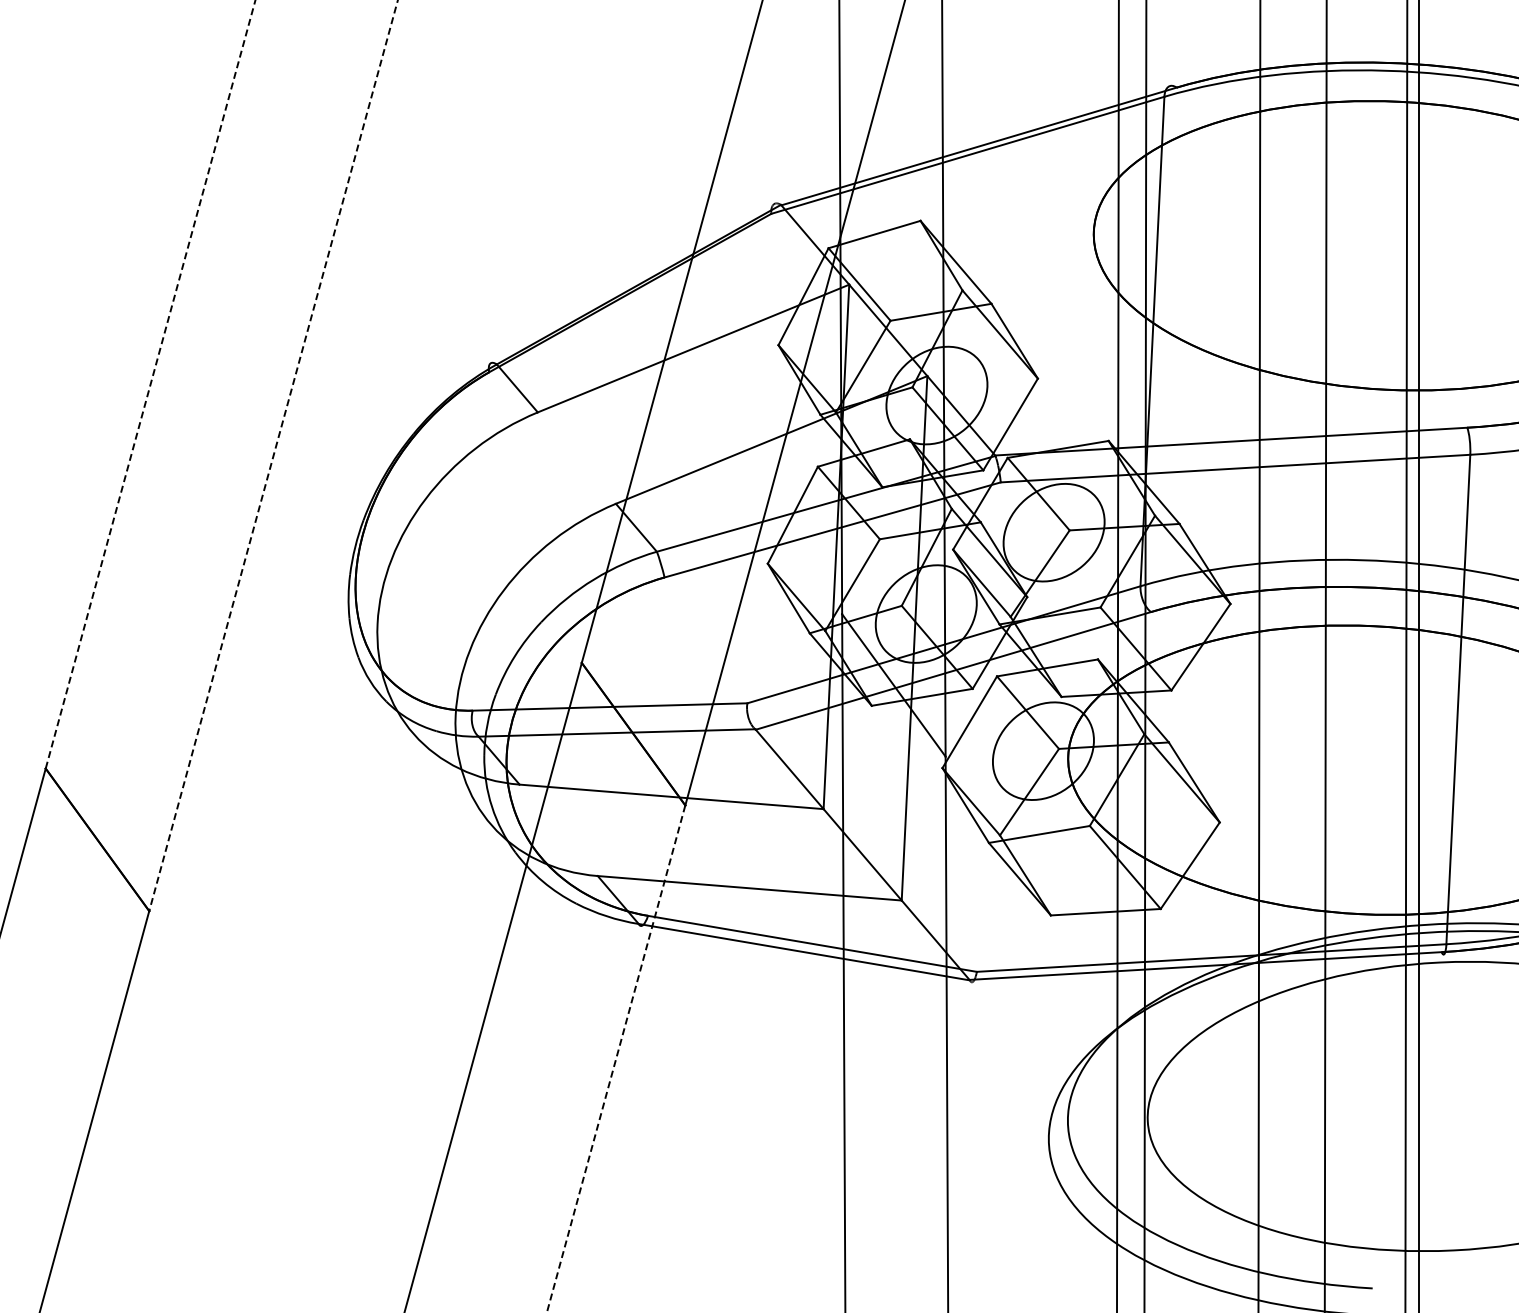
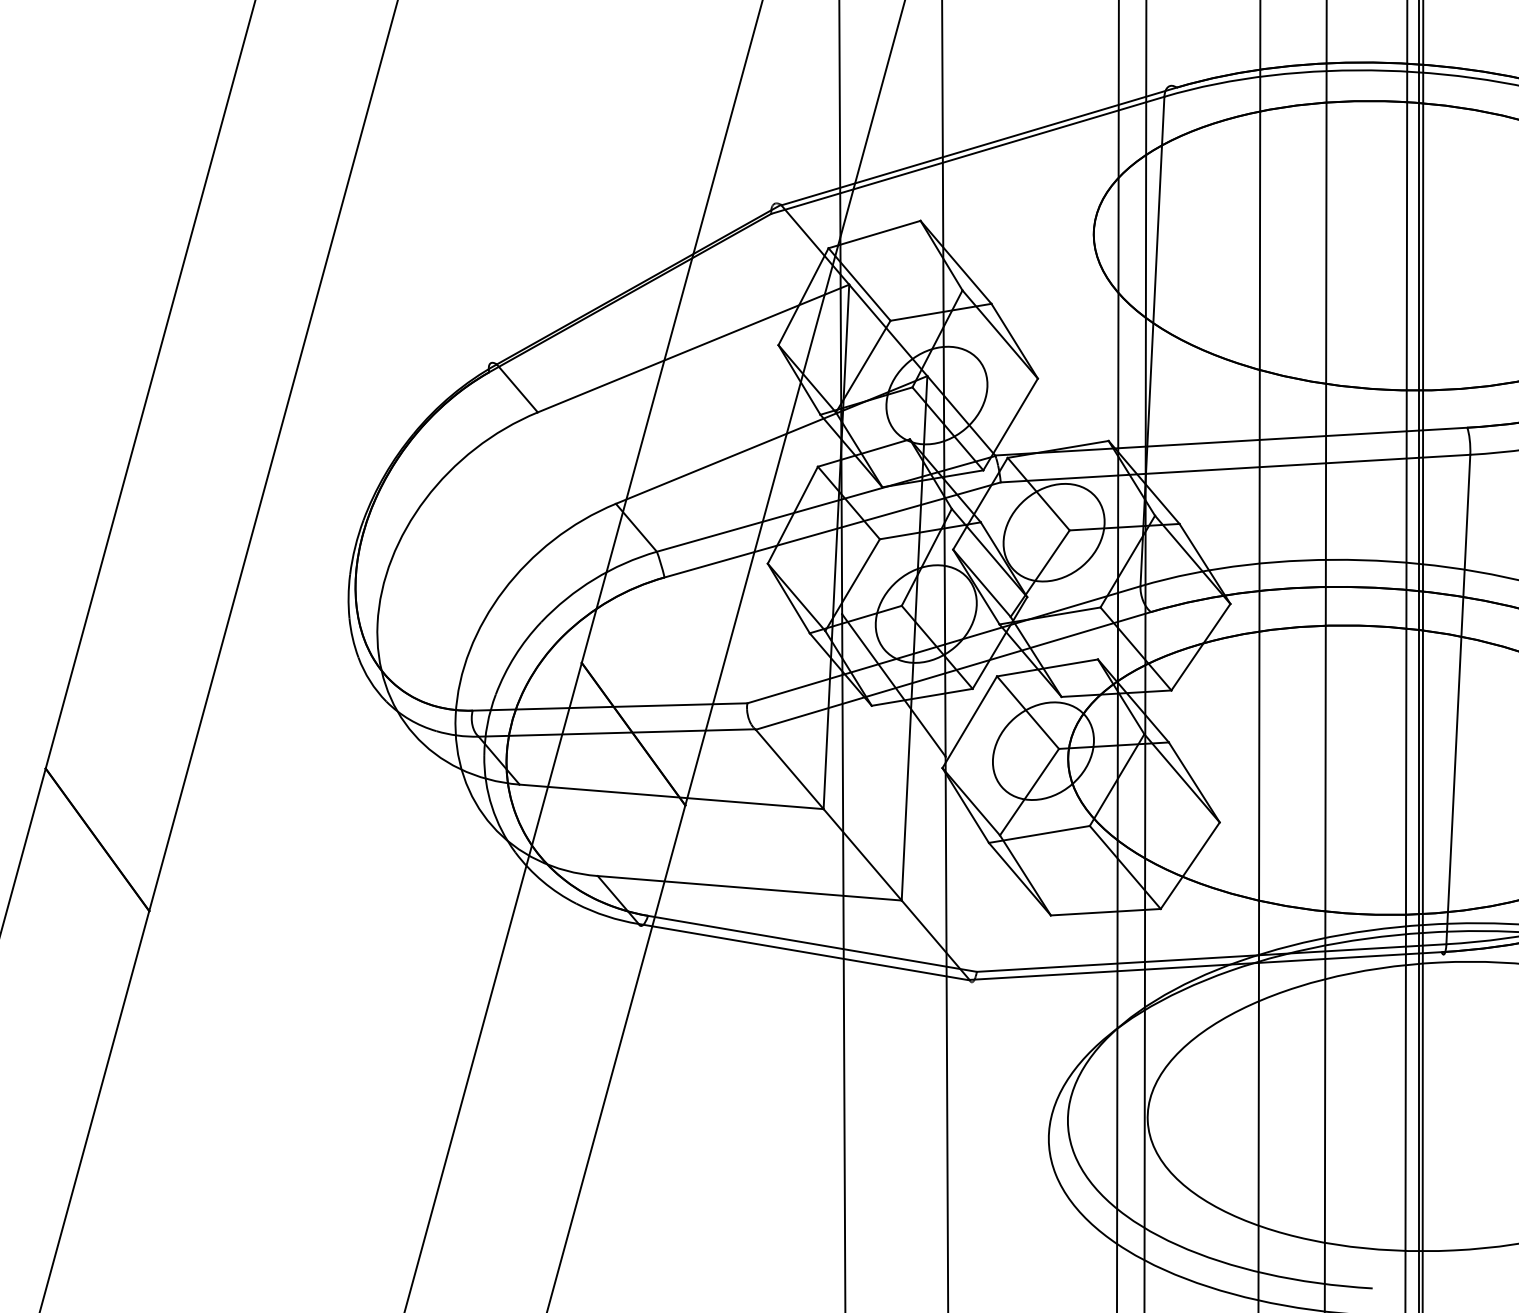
line: dashed -> solid (150, 384)
line: dashed -> solid (273, 455)
line: none -> present (1422, 655)
line: dashed -> solid (616, 1059)
